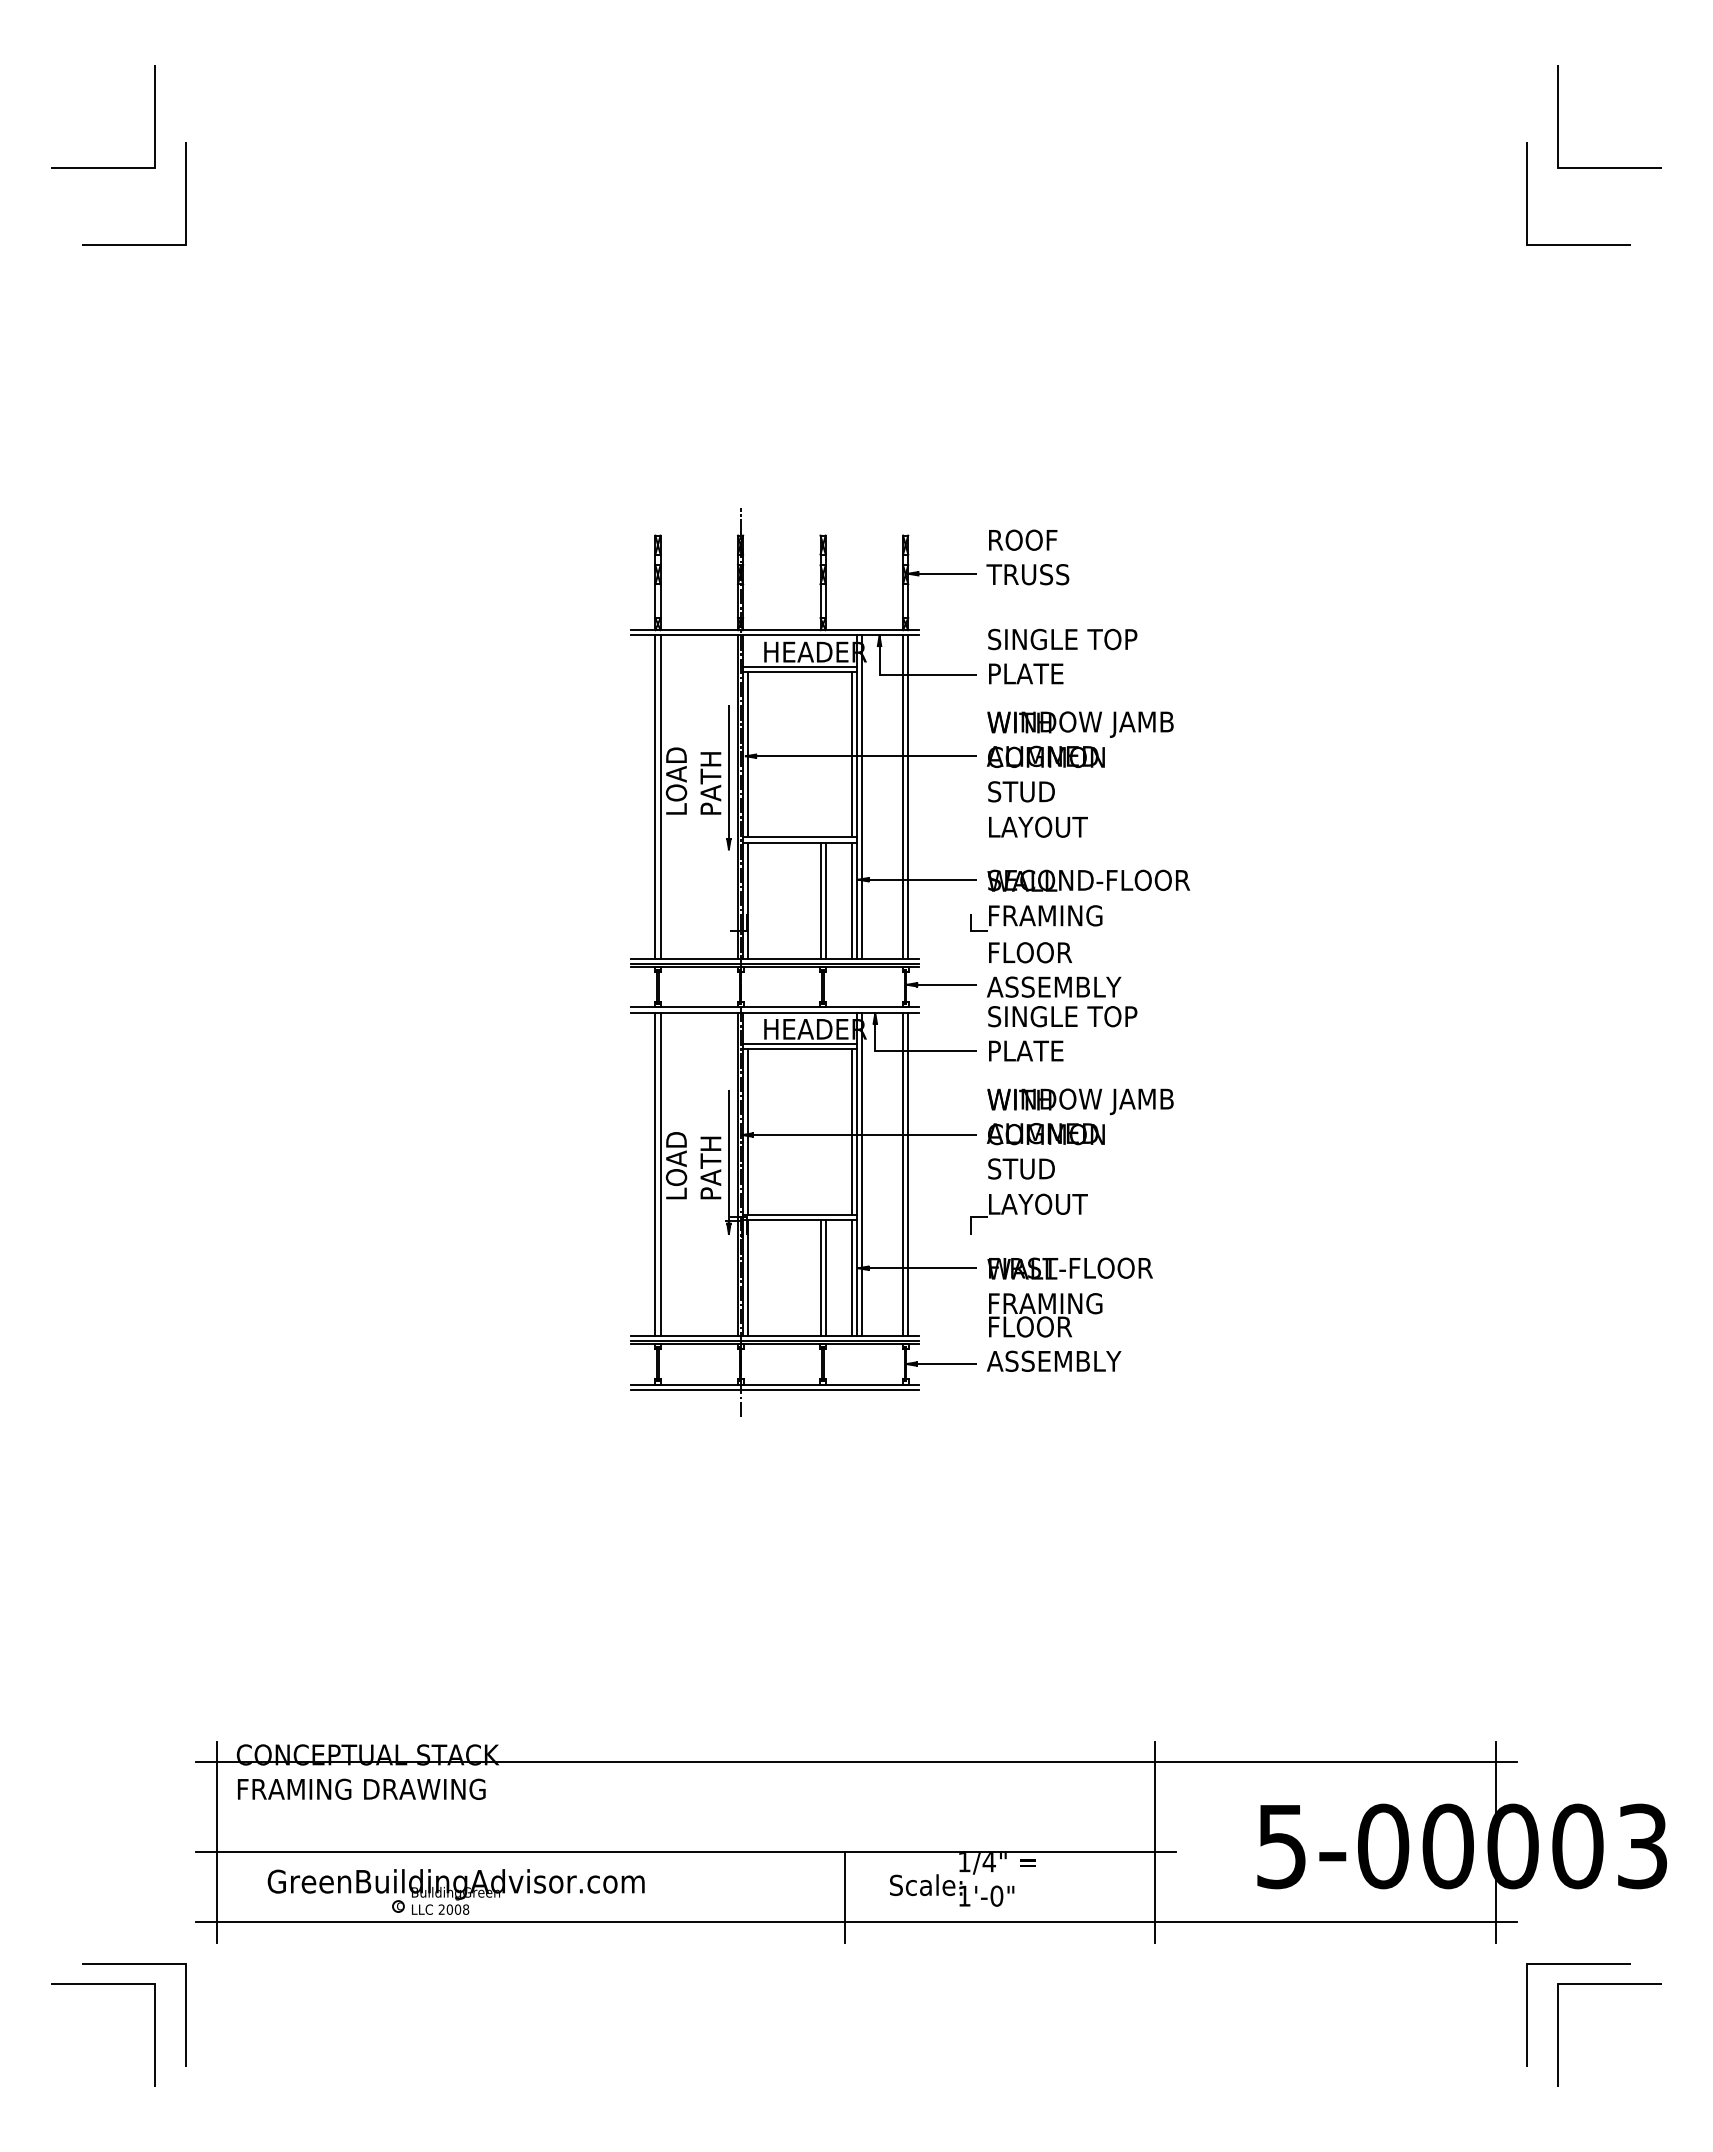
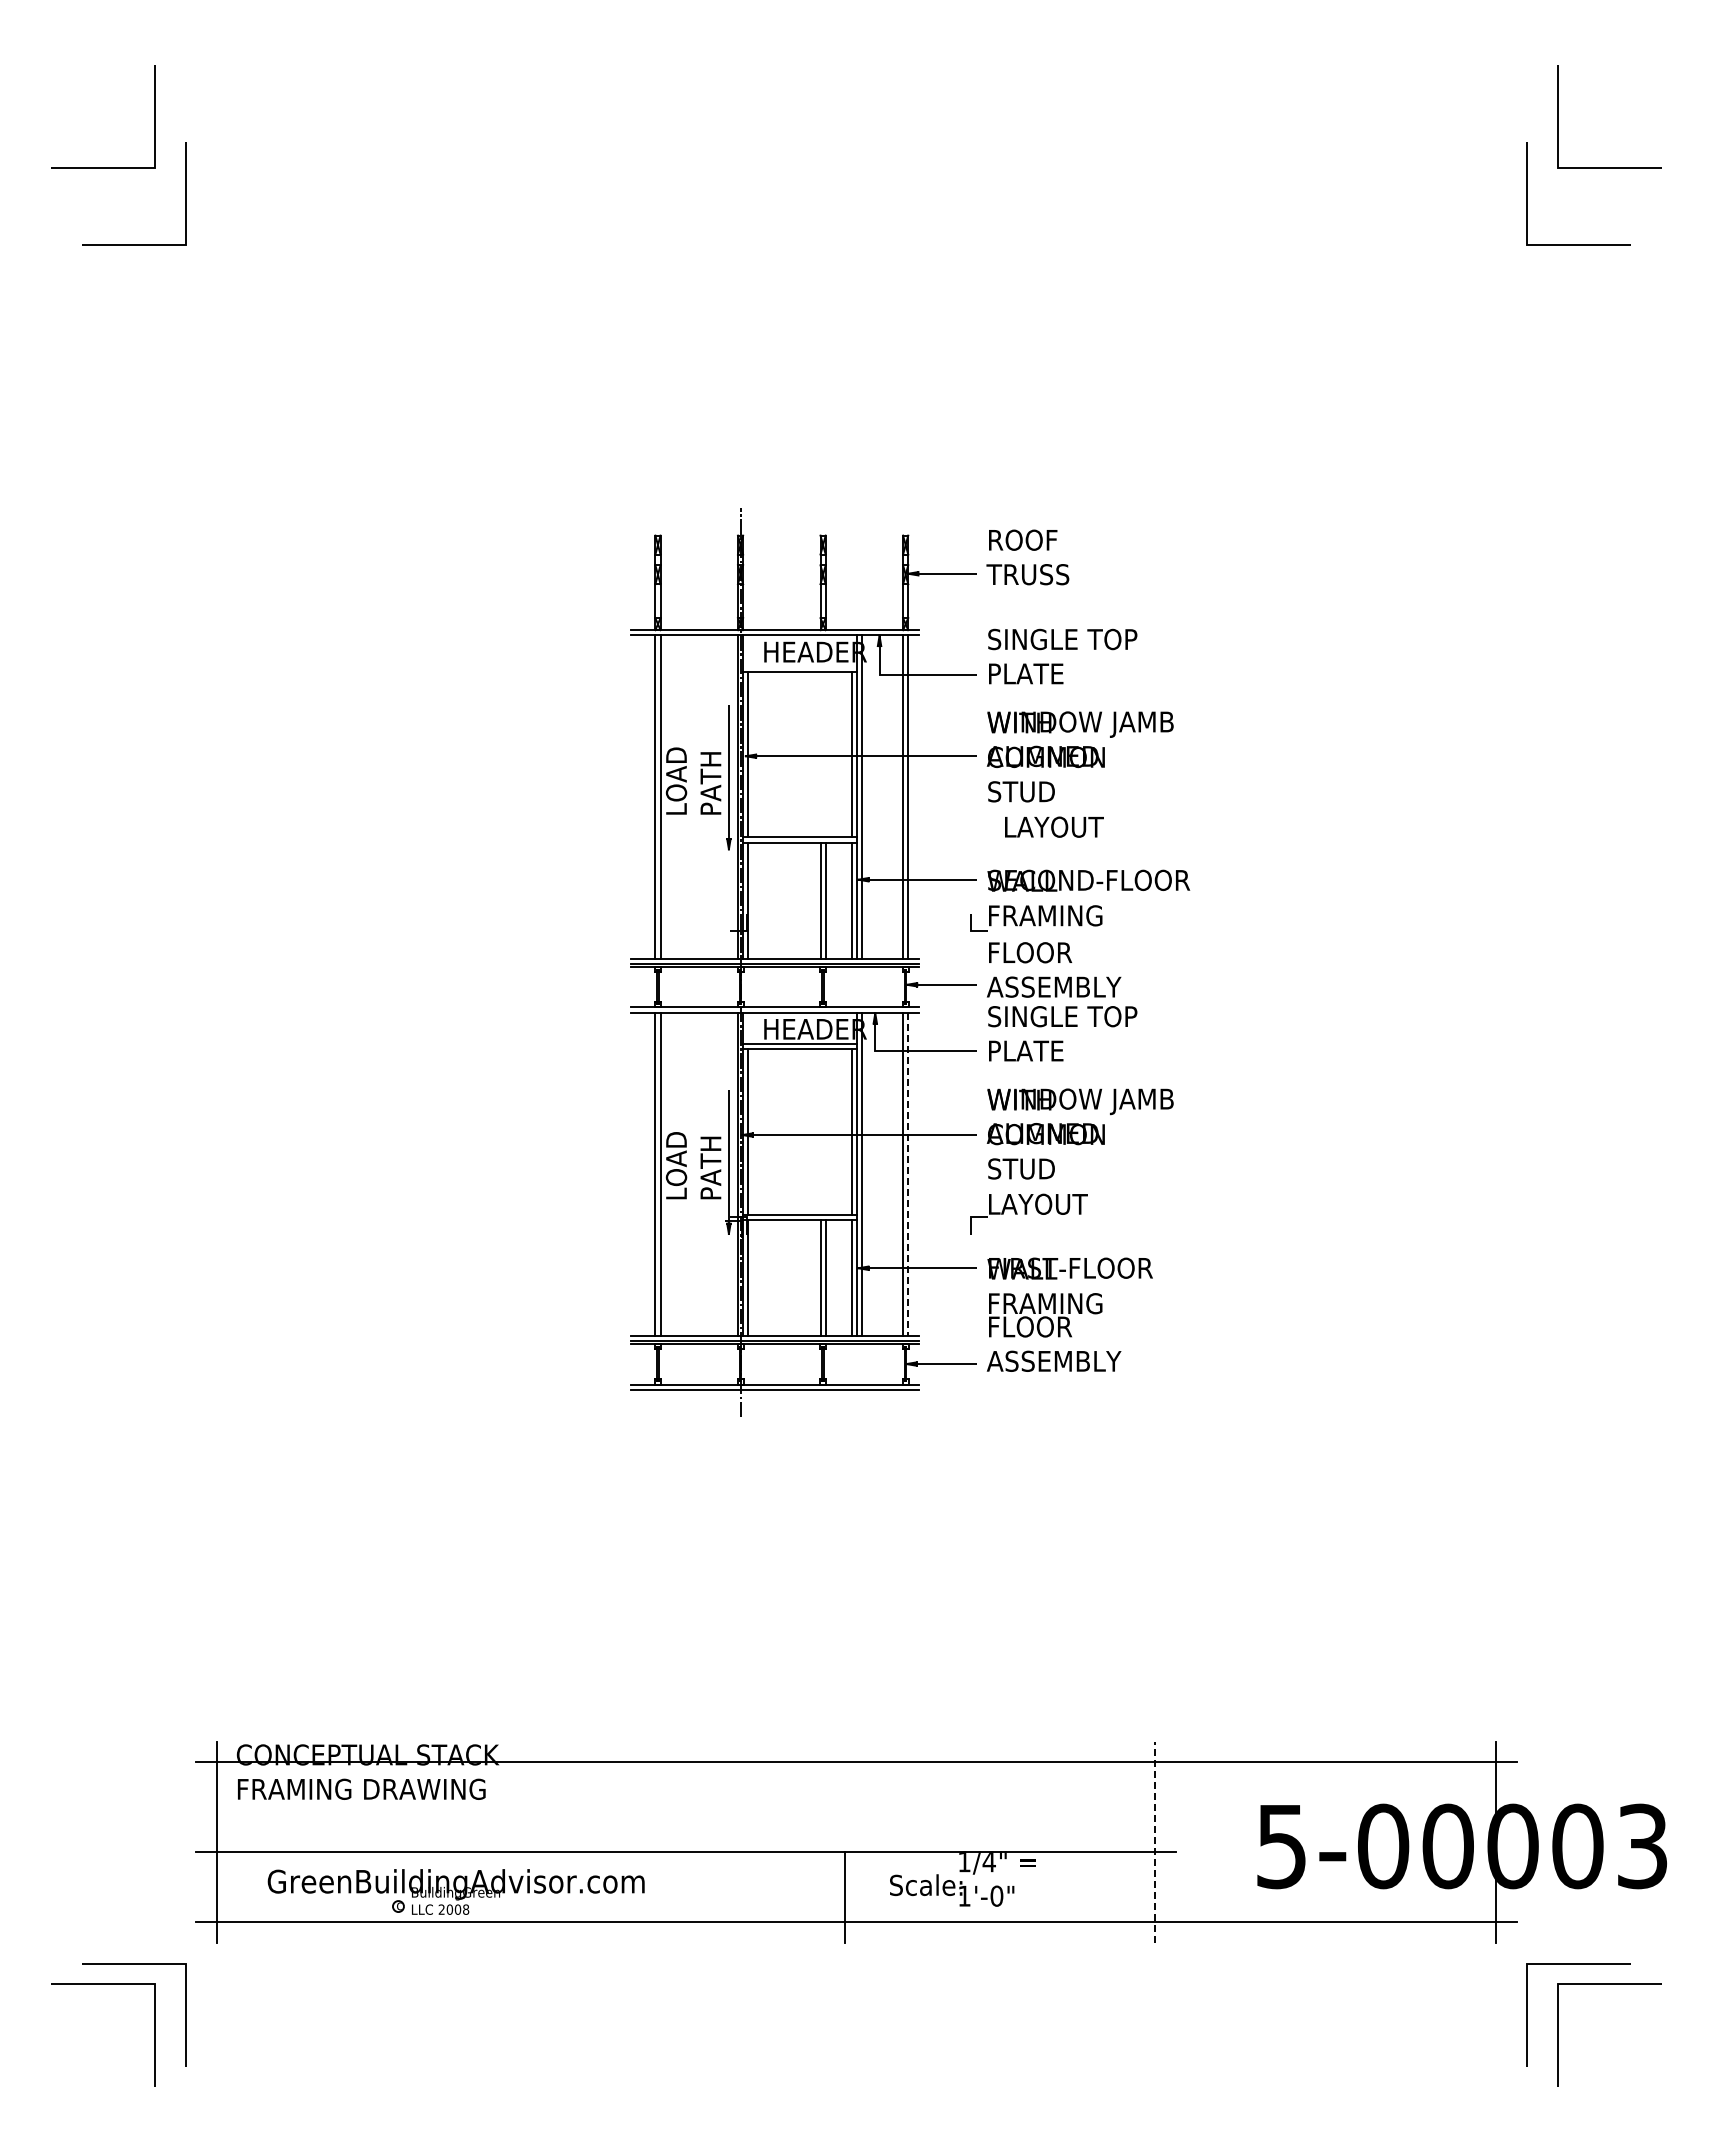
line: present -> none (799, 667)
text position: (1038, 826) -> (1054, 826) (1054, 826)
line: solid -> dashed (908, 1174)
line: solid -> dashed (1155, 1842)
